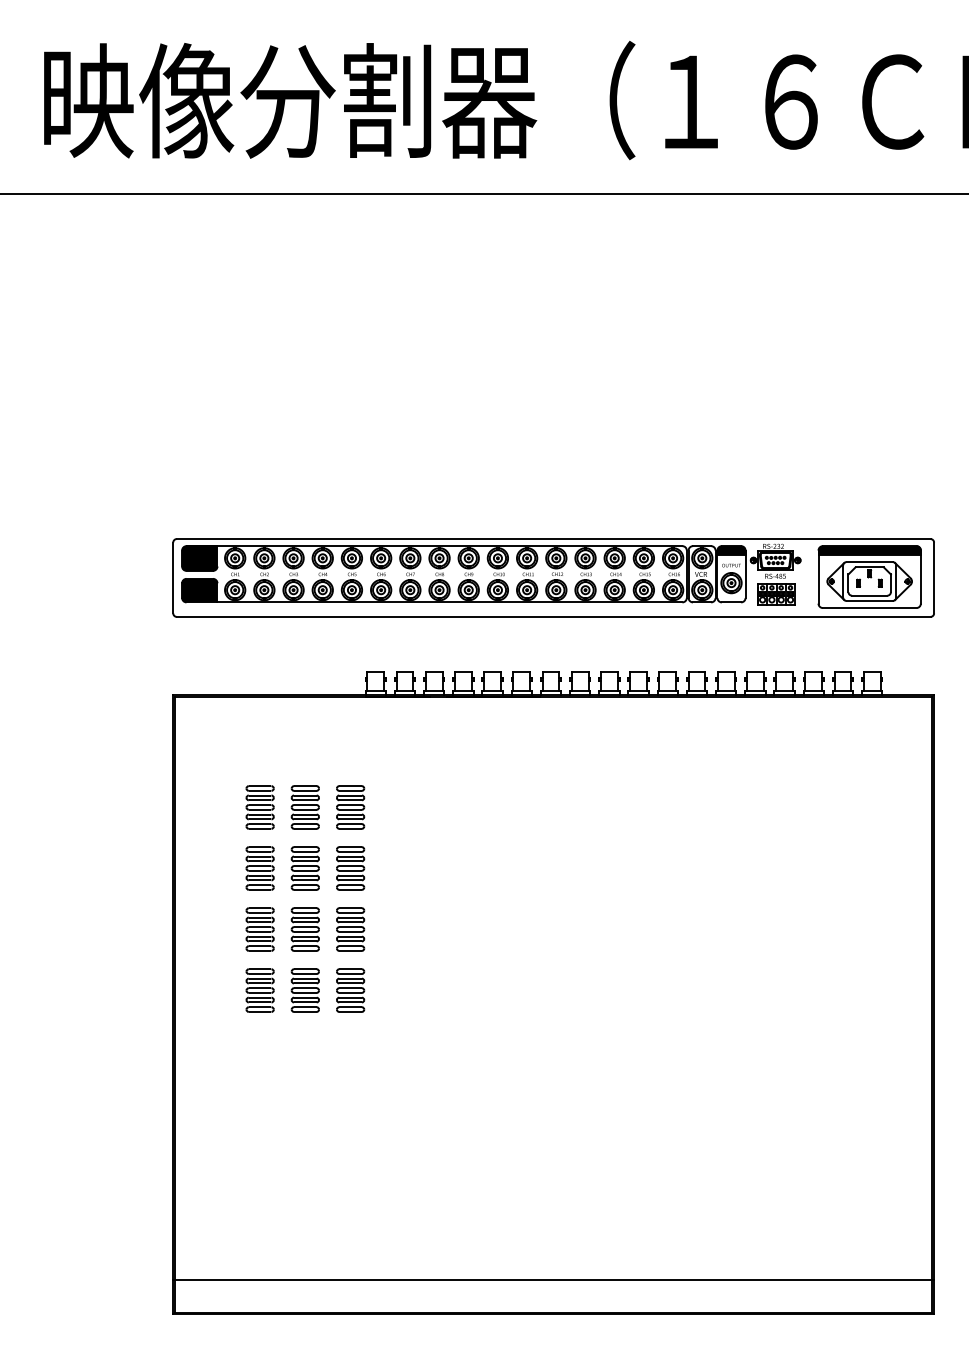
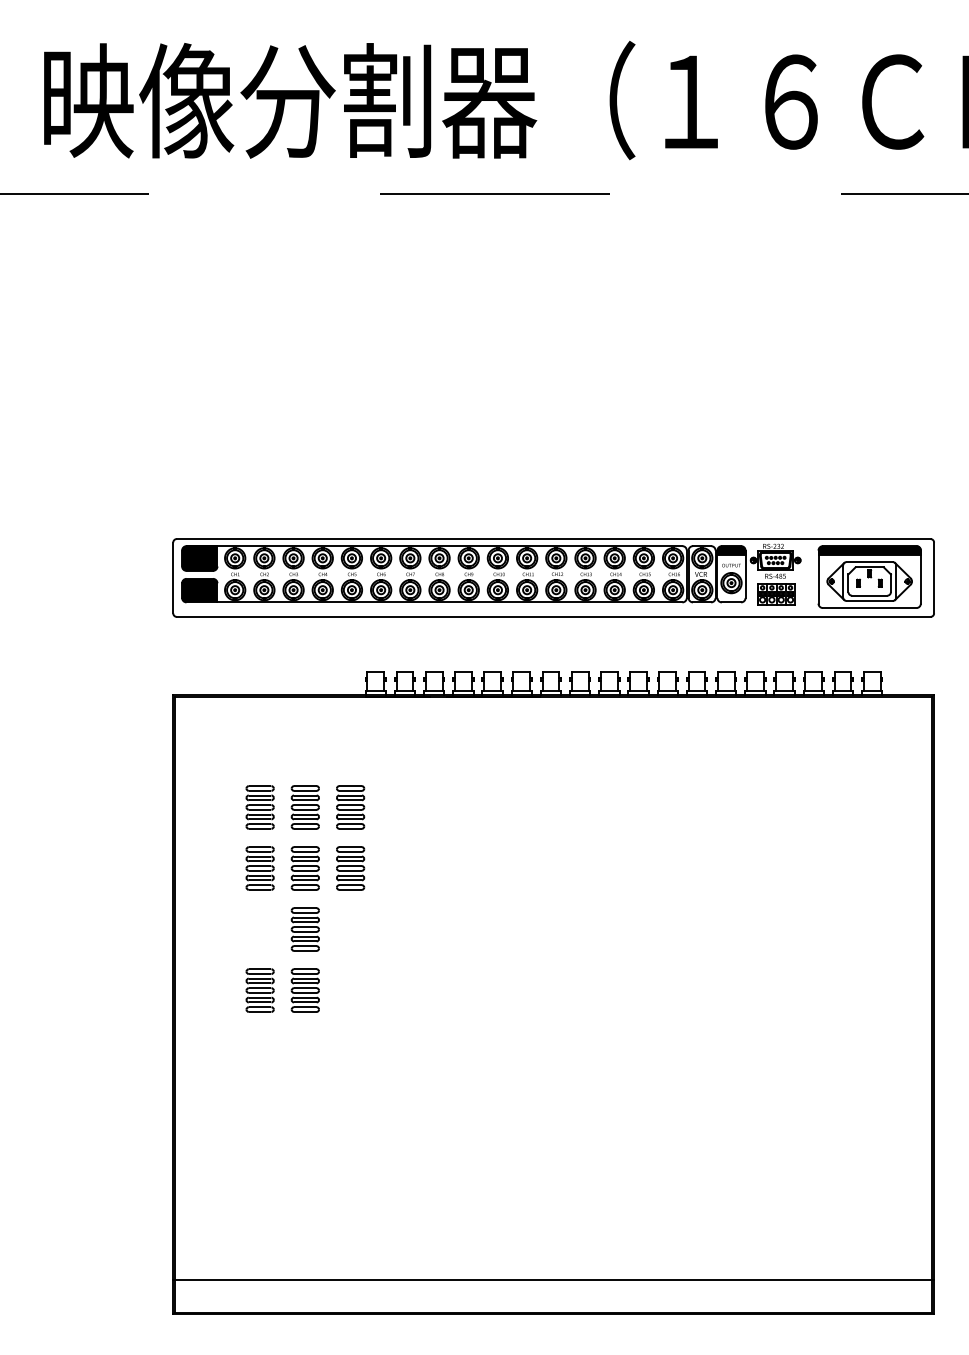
line: solid -> dashed (484, 194)
part: present -> none (259, 929)
part: present -> none (350, 929)
part: present -> none (350, 990)
